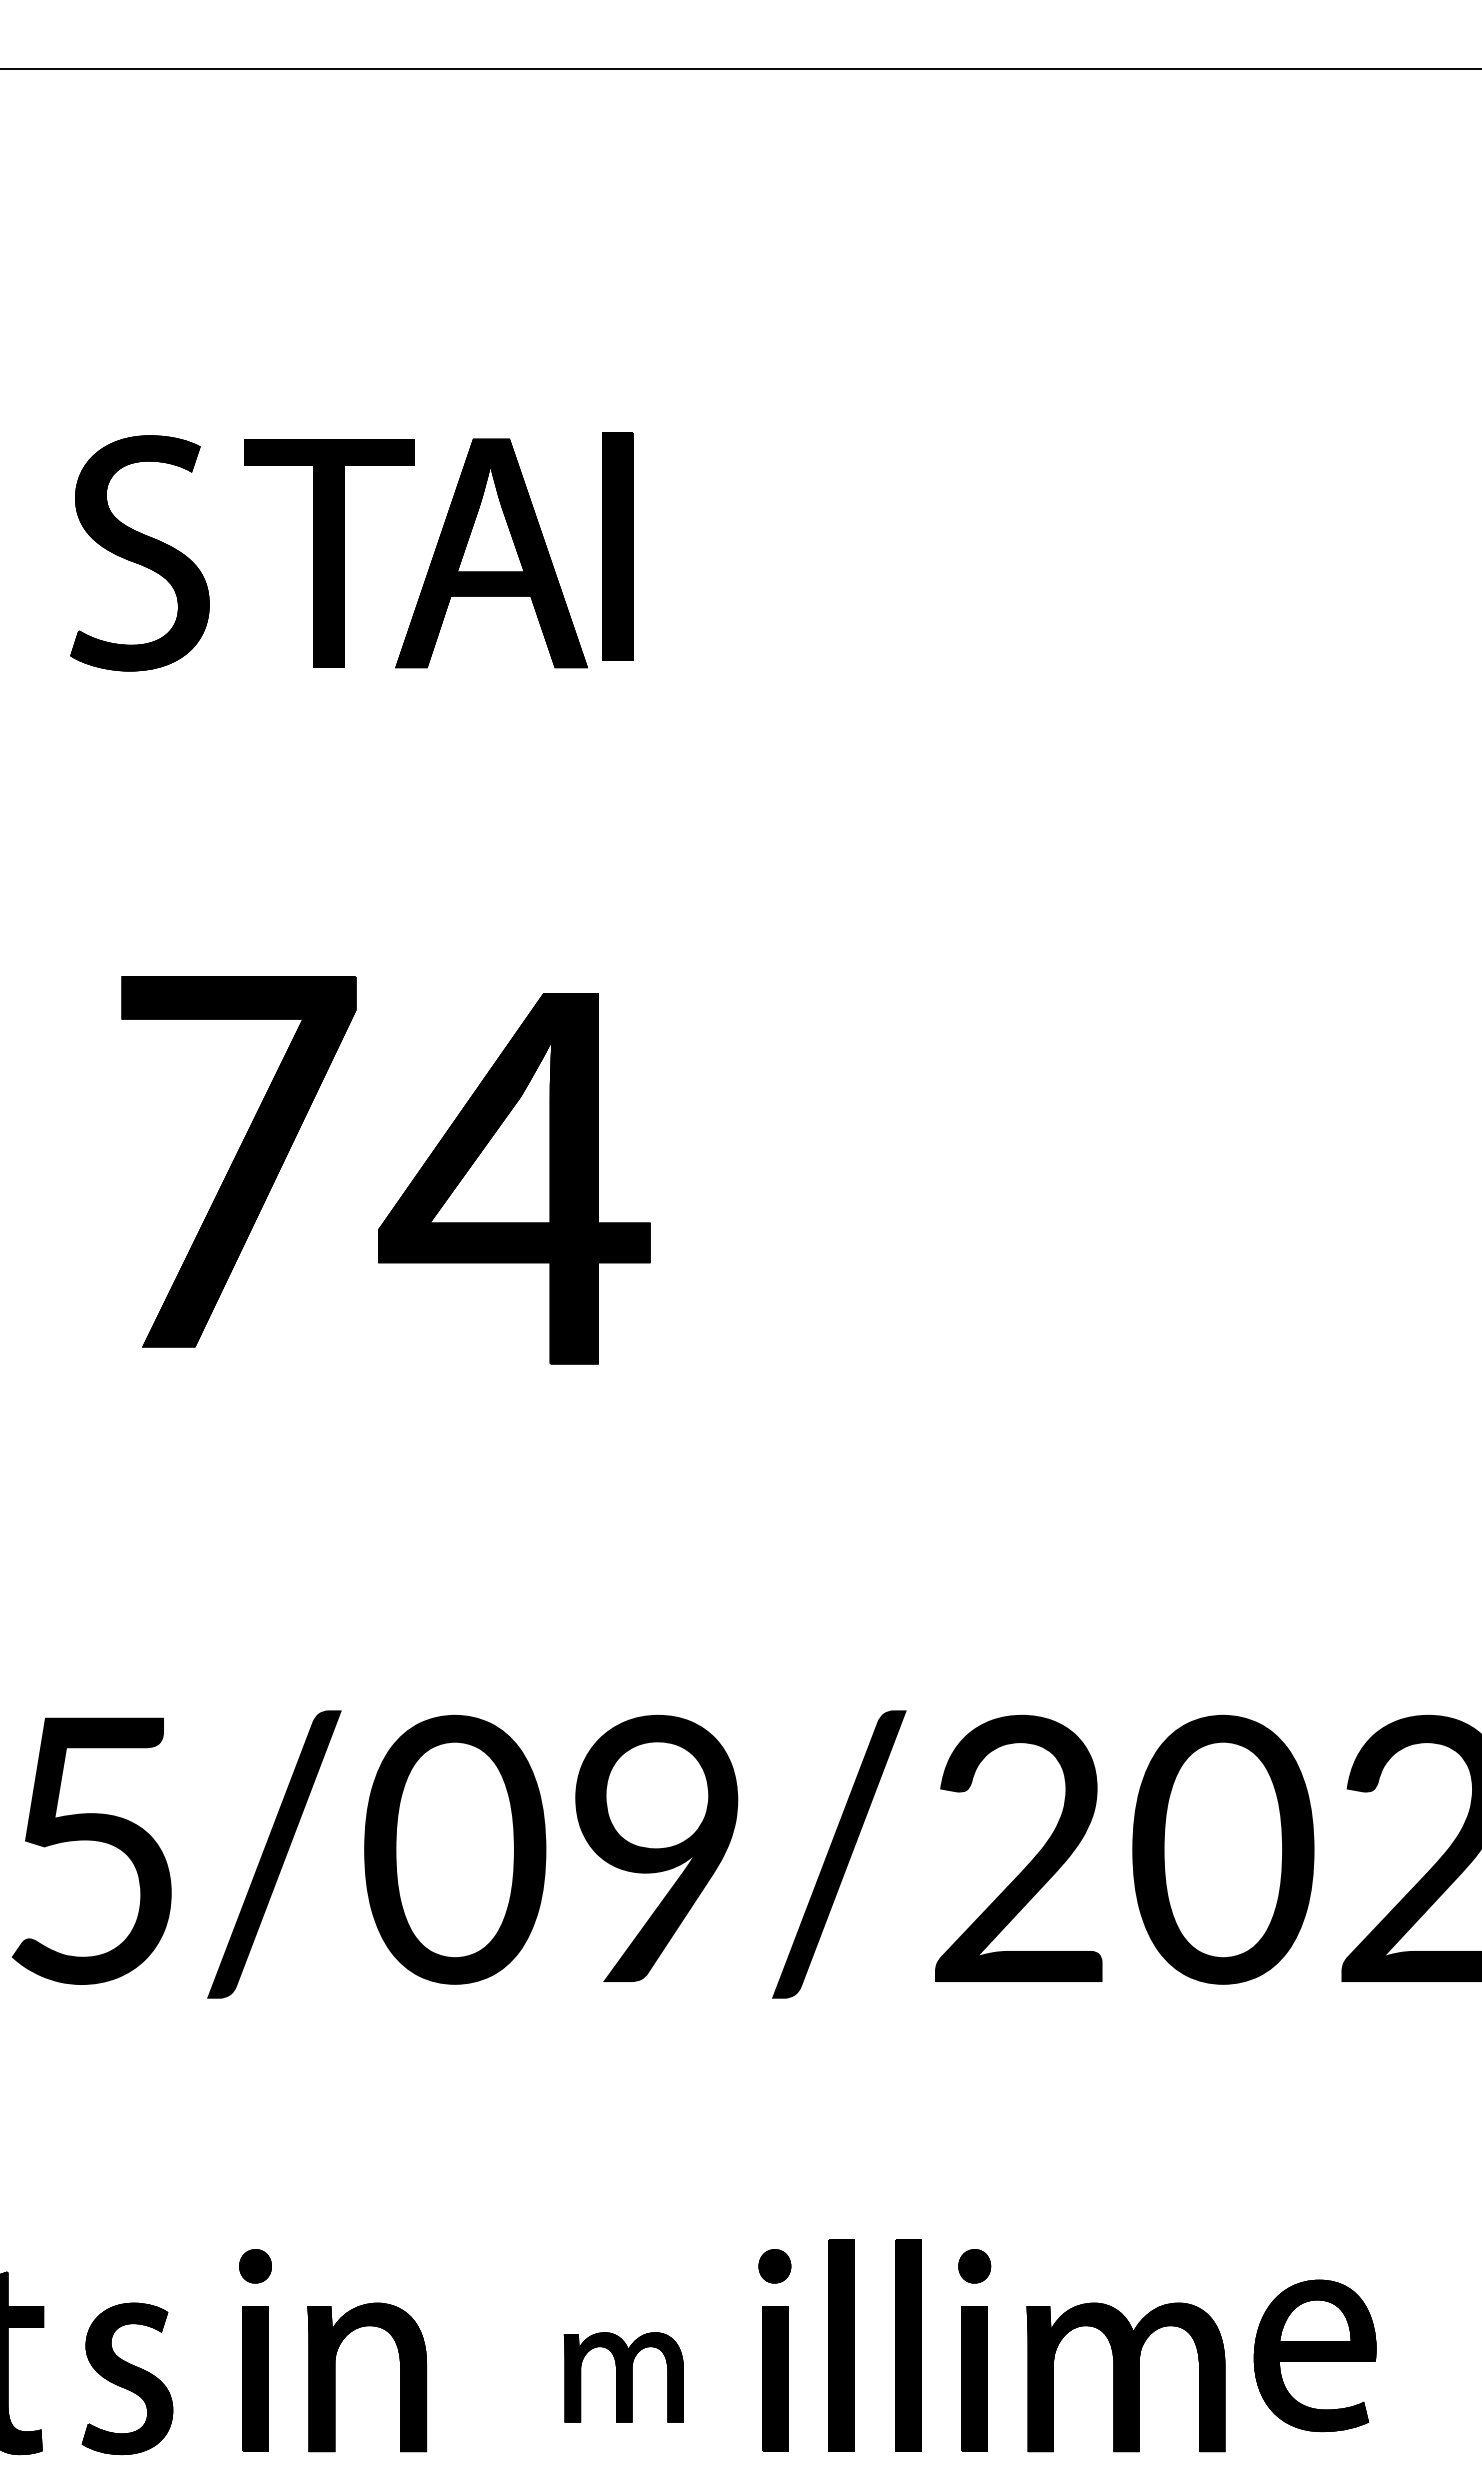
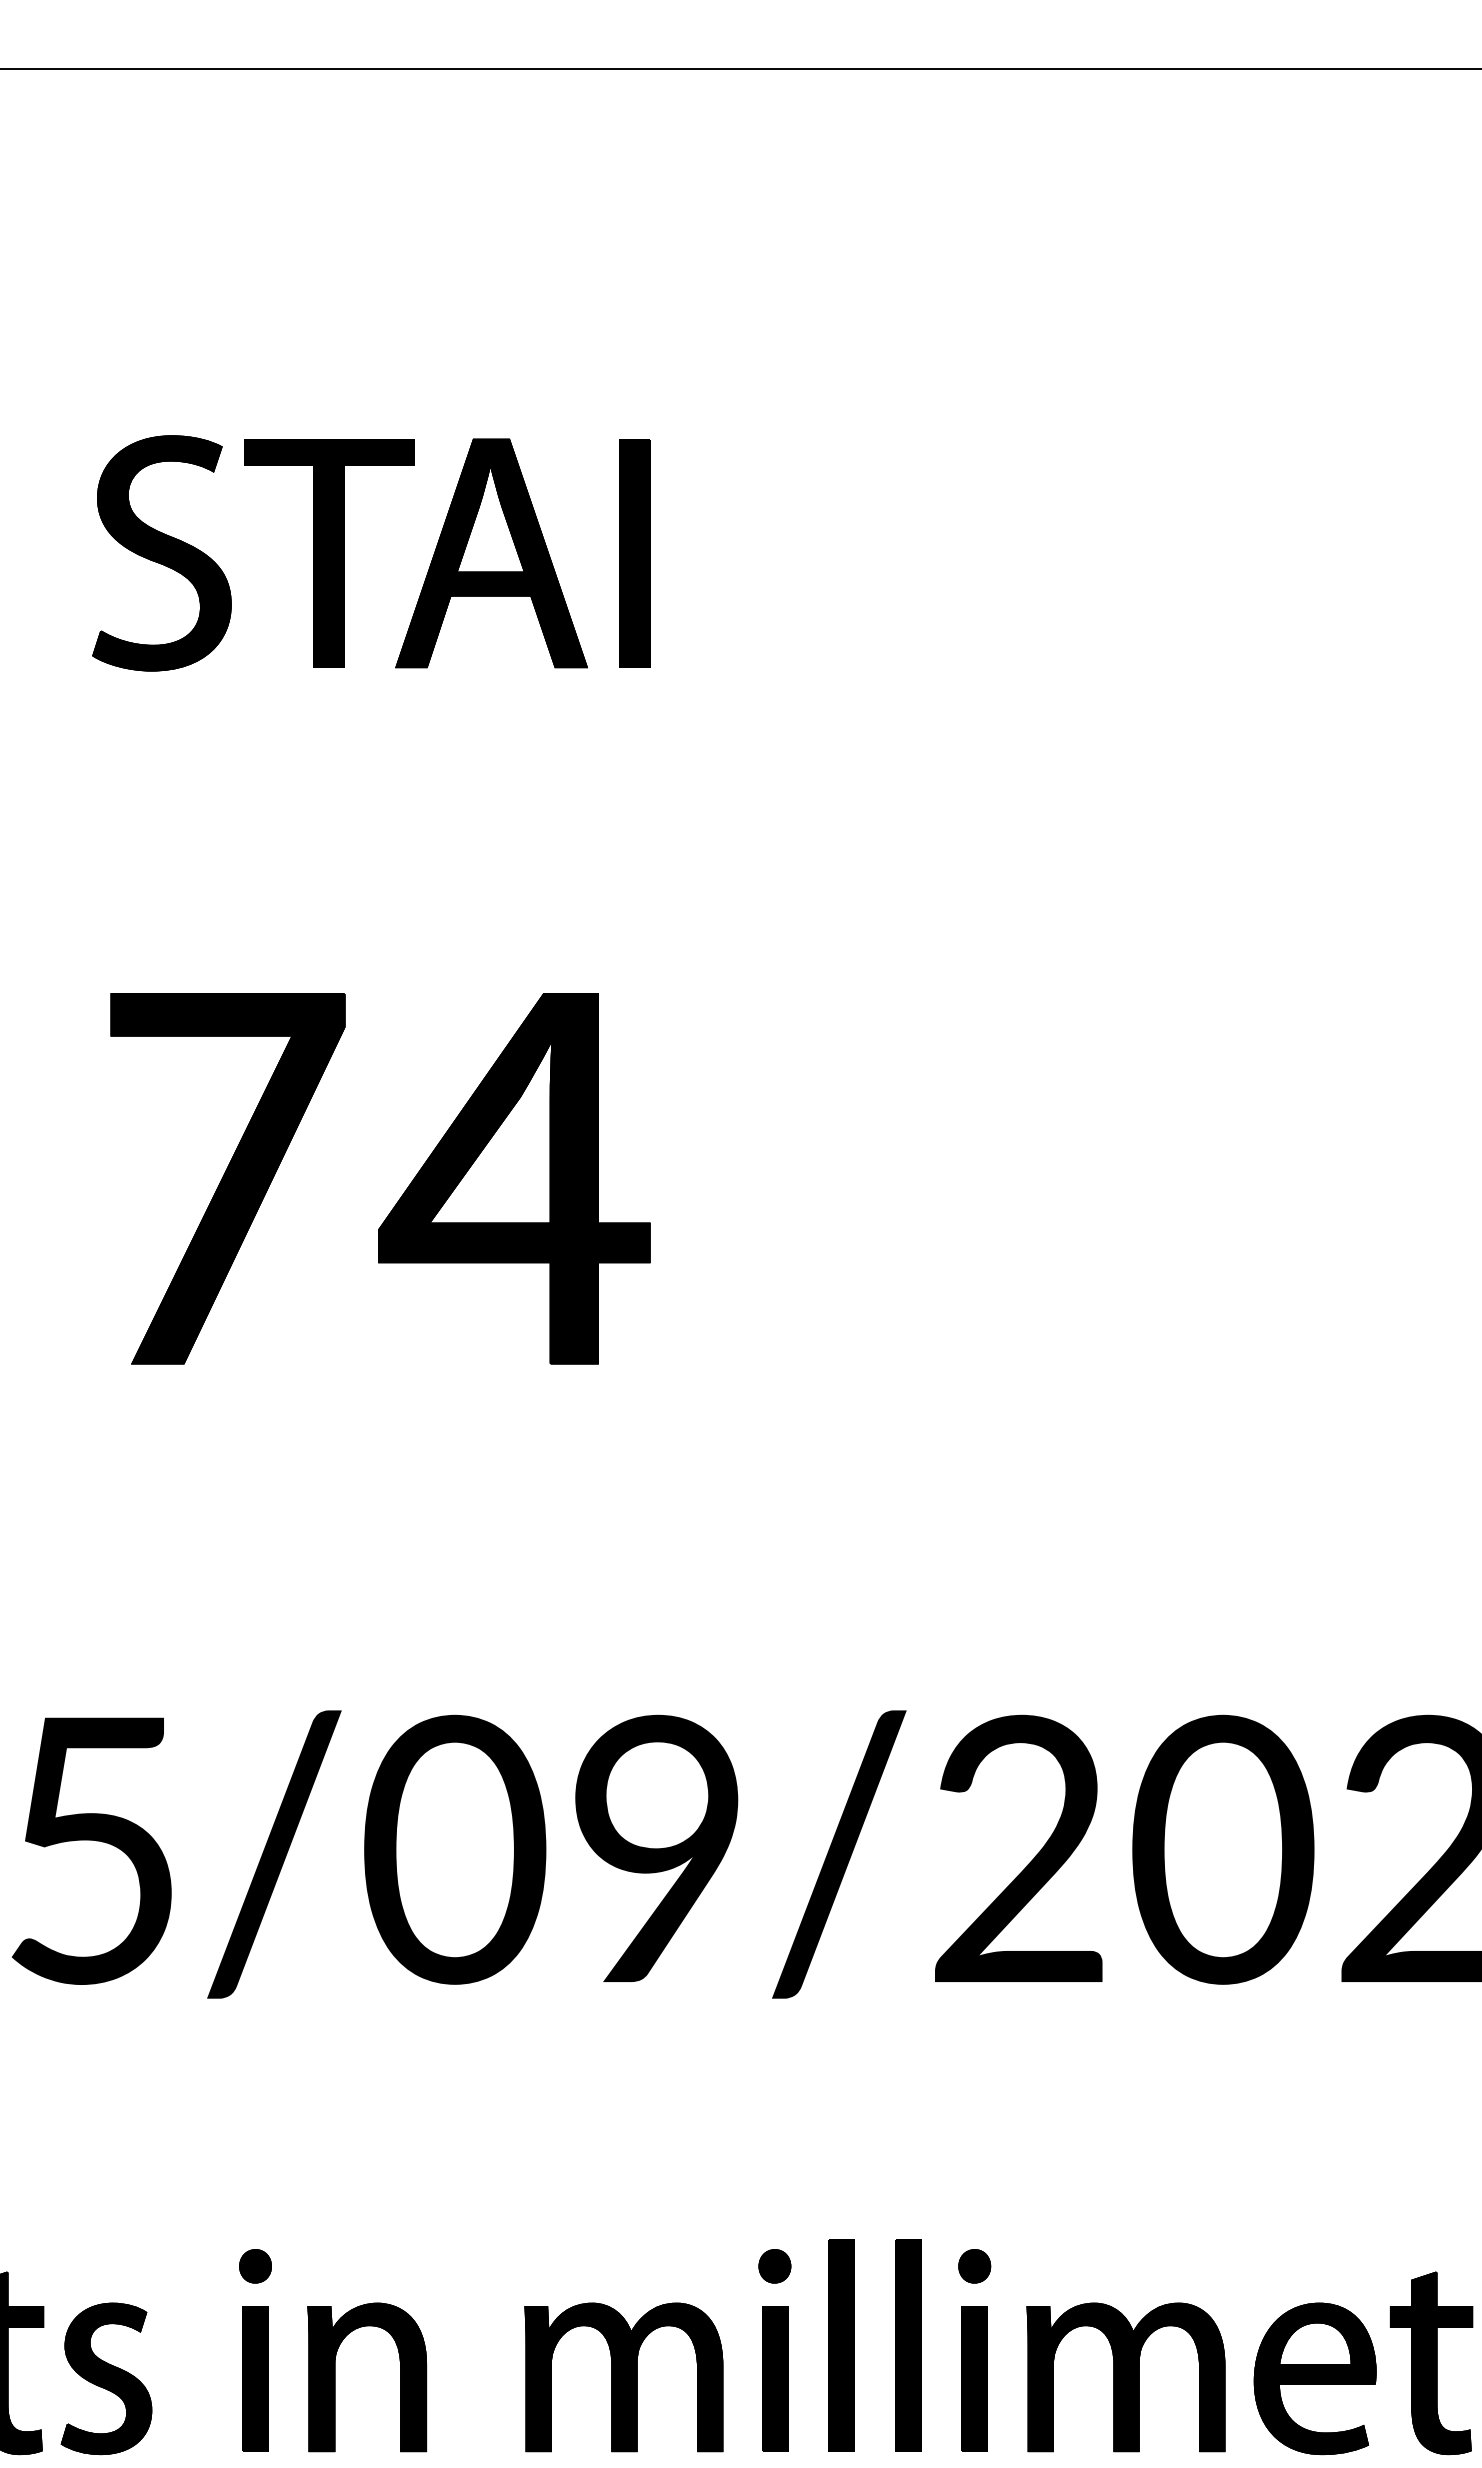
part position: (617, 546) -> (634, 553) (634, 553)
part position: (139, 553) -> (161, 553) (161, 553)
part position: (238, 1161) -> (227, 1178) (227, 1178)
part position: (1314, 2355) -> (1314, 2378) (1314, 2378)
part: none -> present (1431, 2363)
part size: 121x91 px -> 200x151 px (623, 2377)
part position: (127, 2378) -> (106, 2378) (106, 2378)
